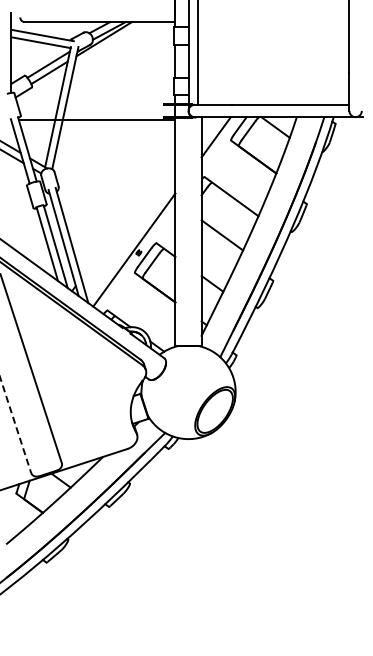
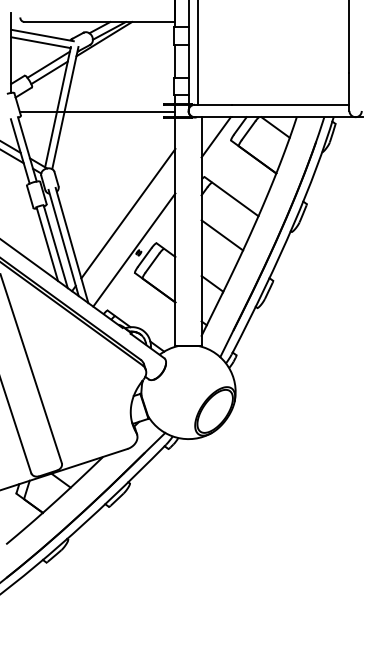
line position: (97, 120) -> (97, 112) (97, 112)
line: none -> present (128, 213)
line: dashed -> solid (15, 425)
